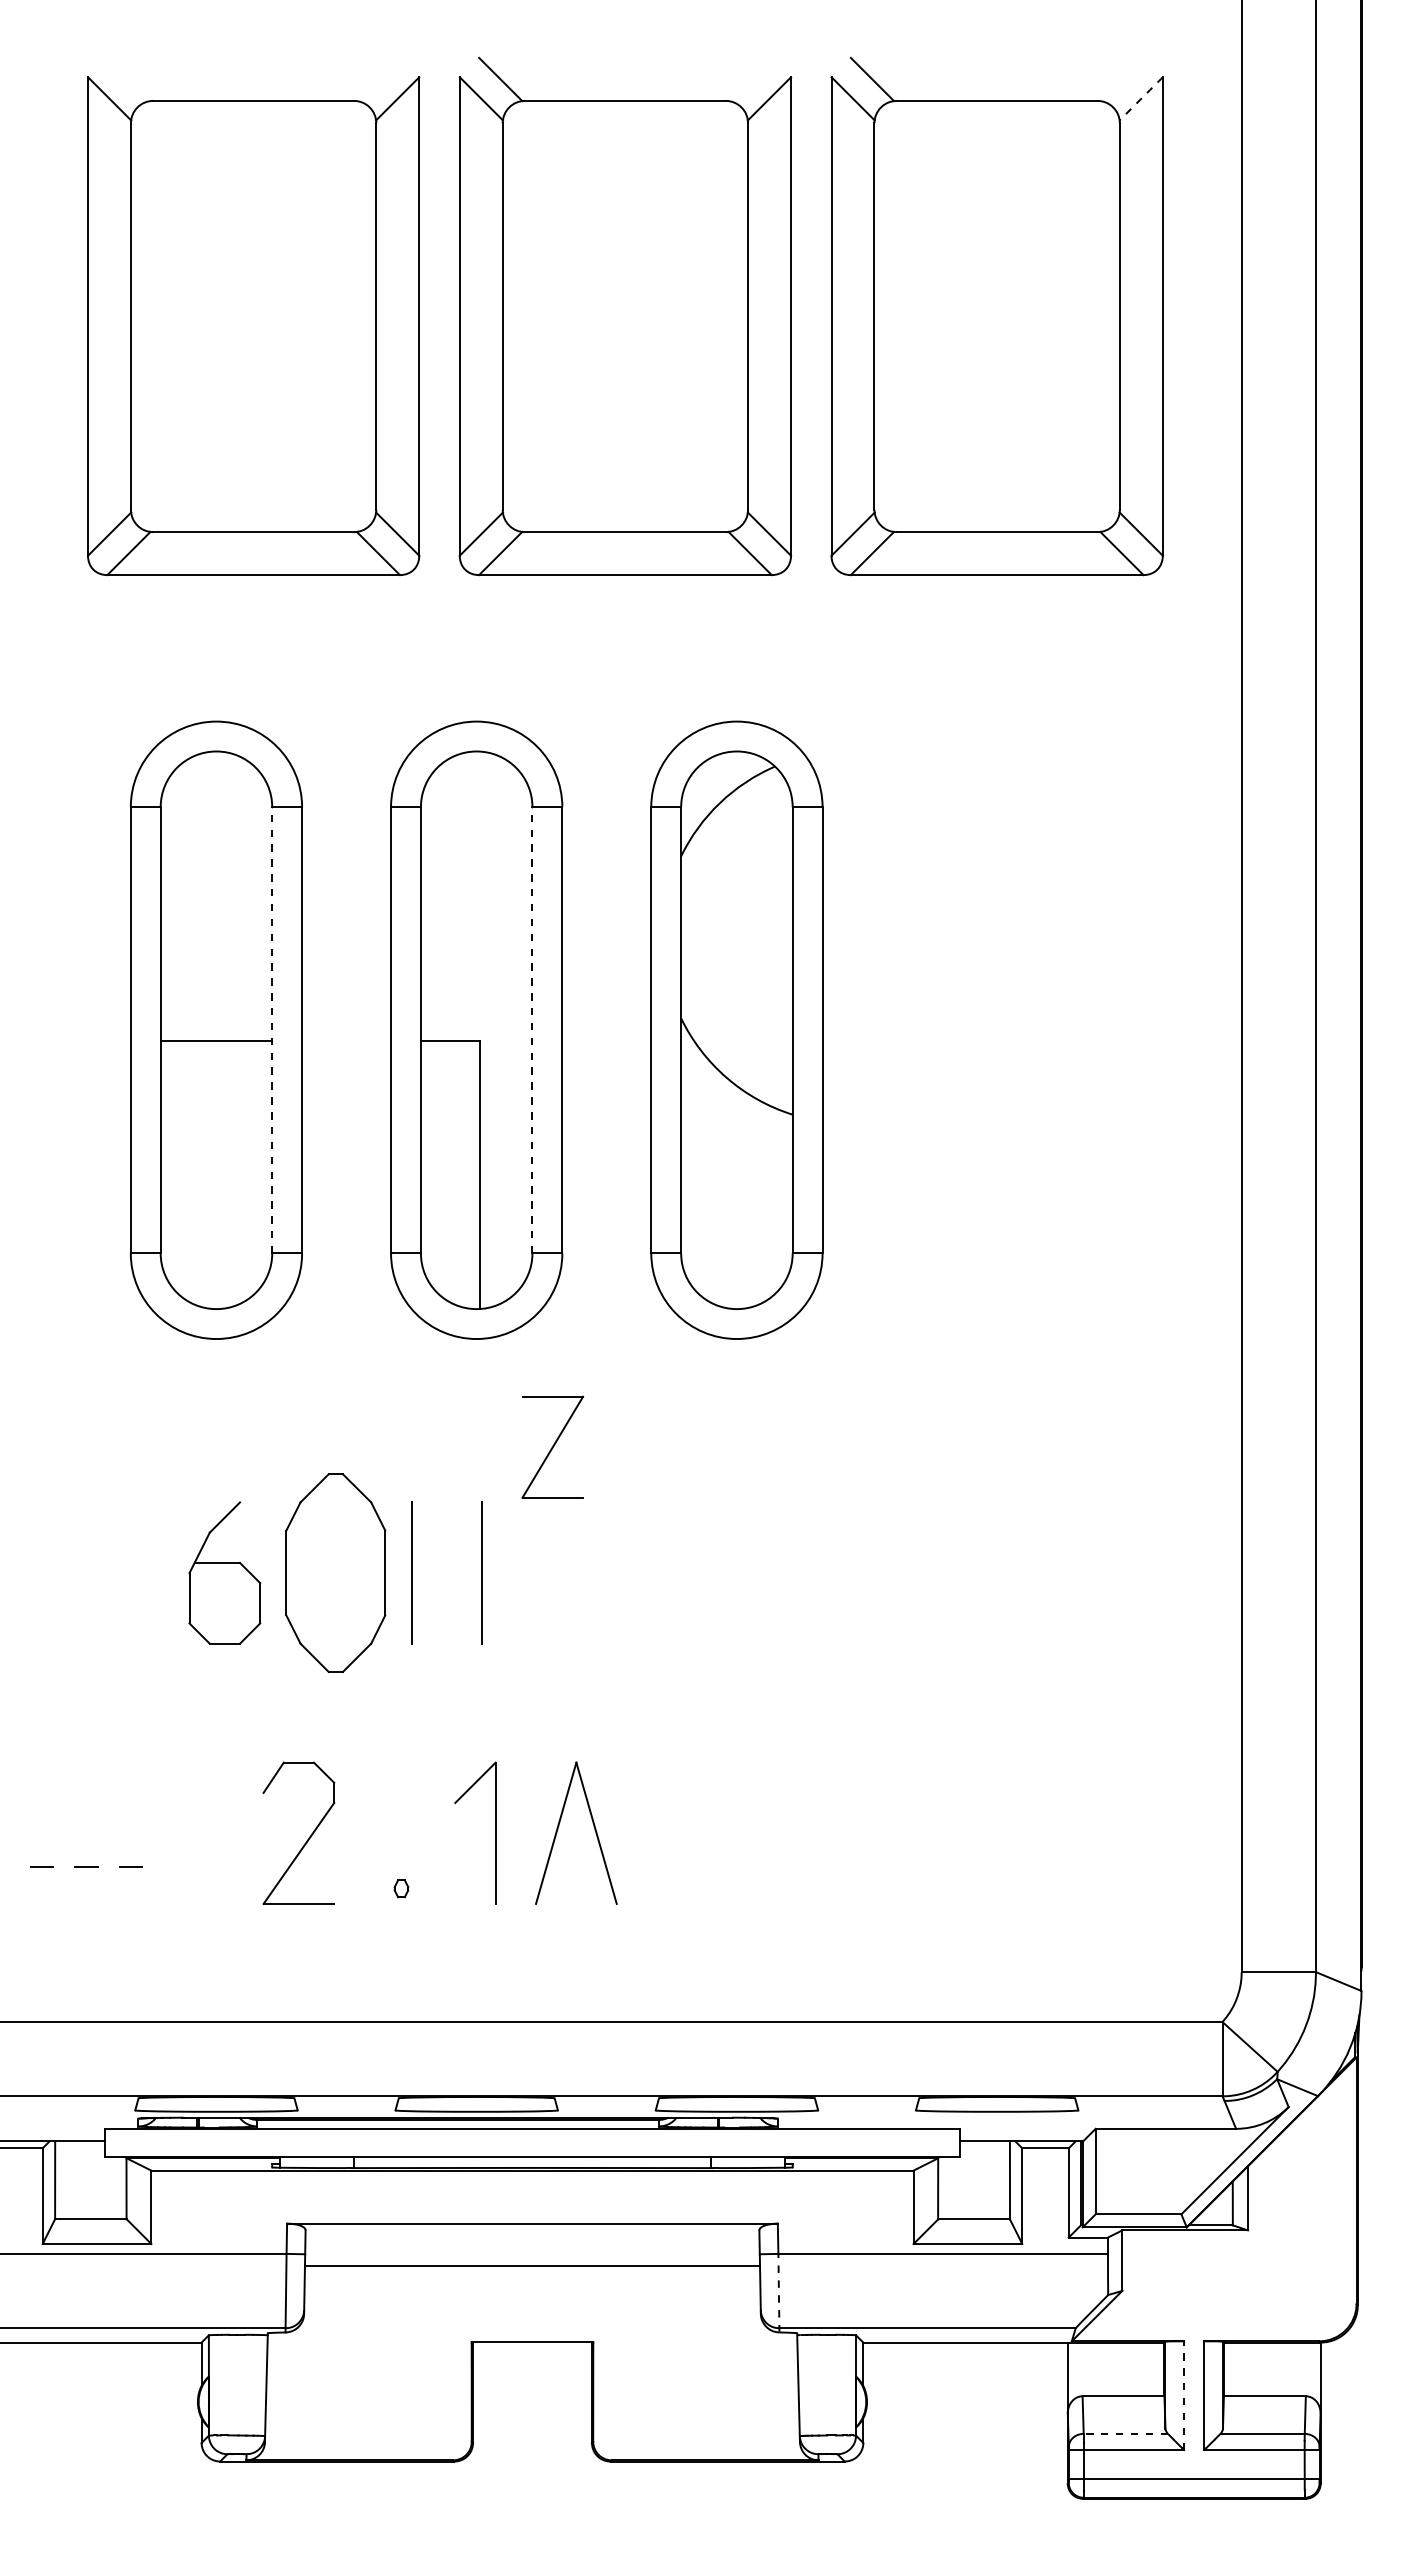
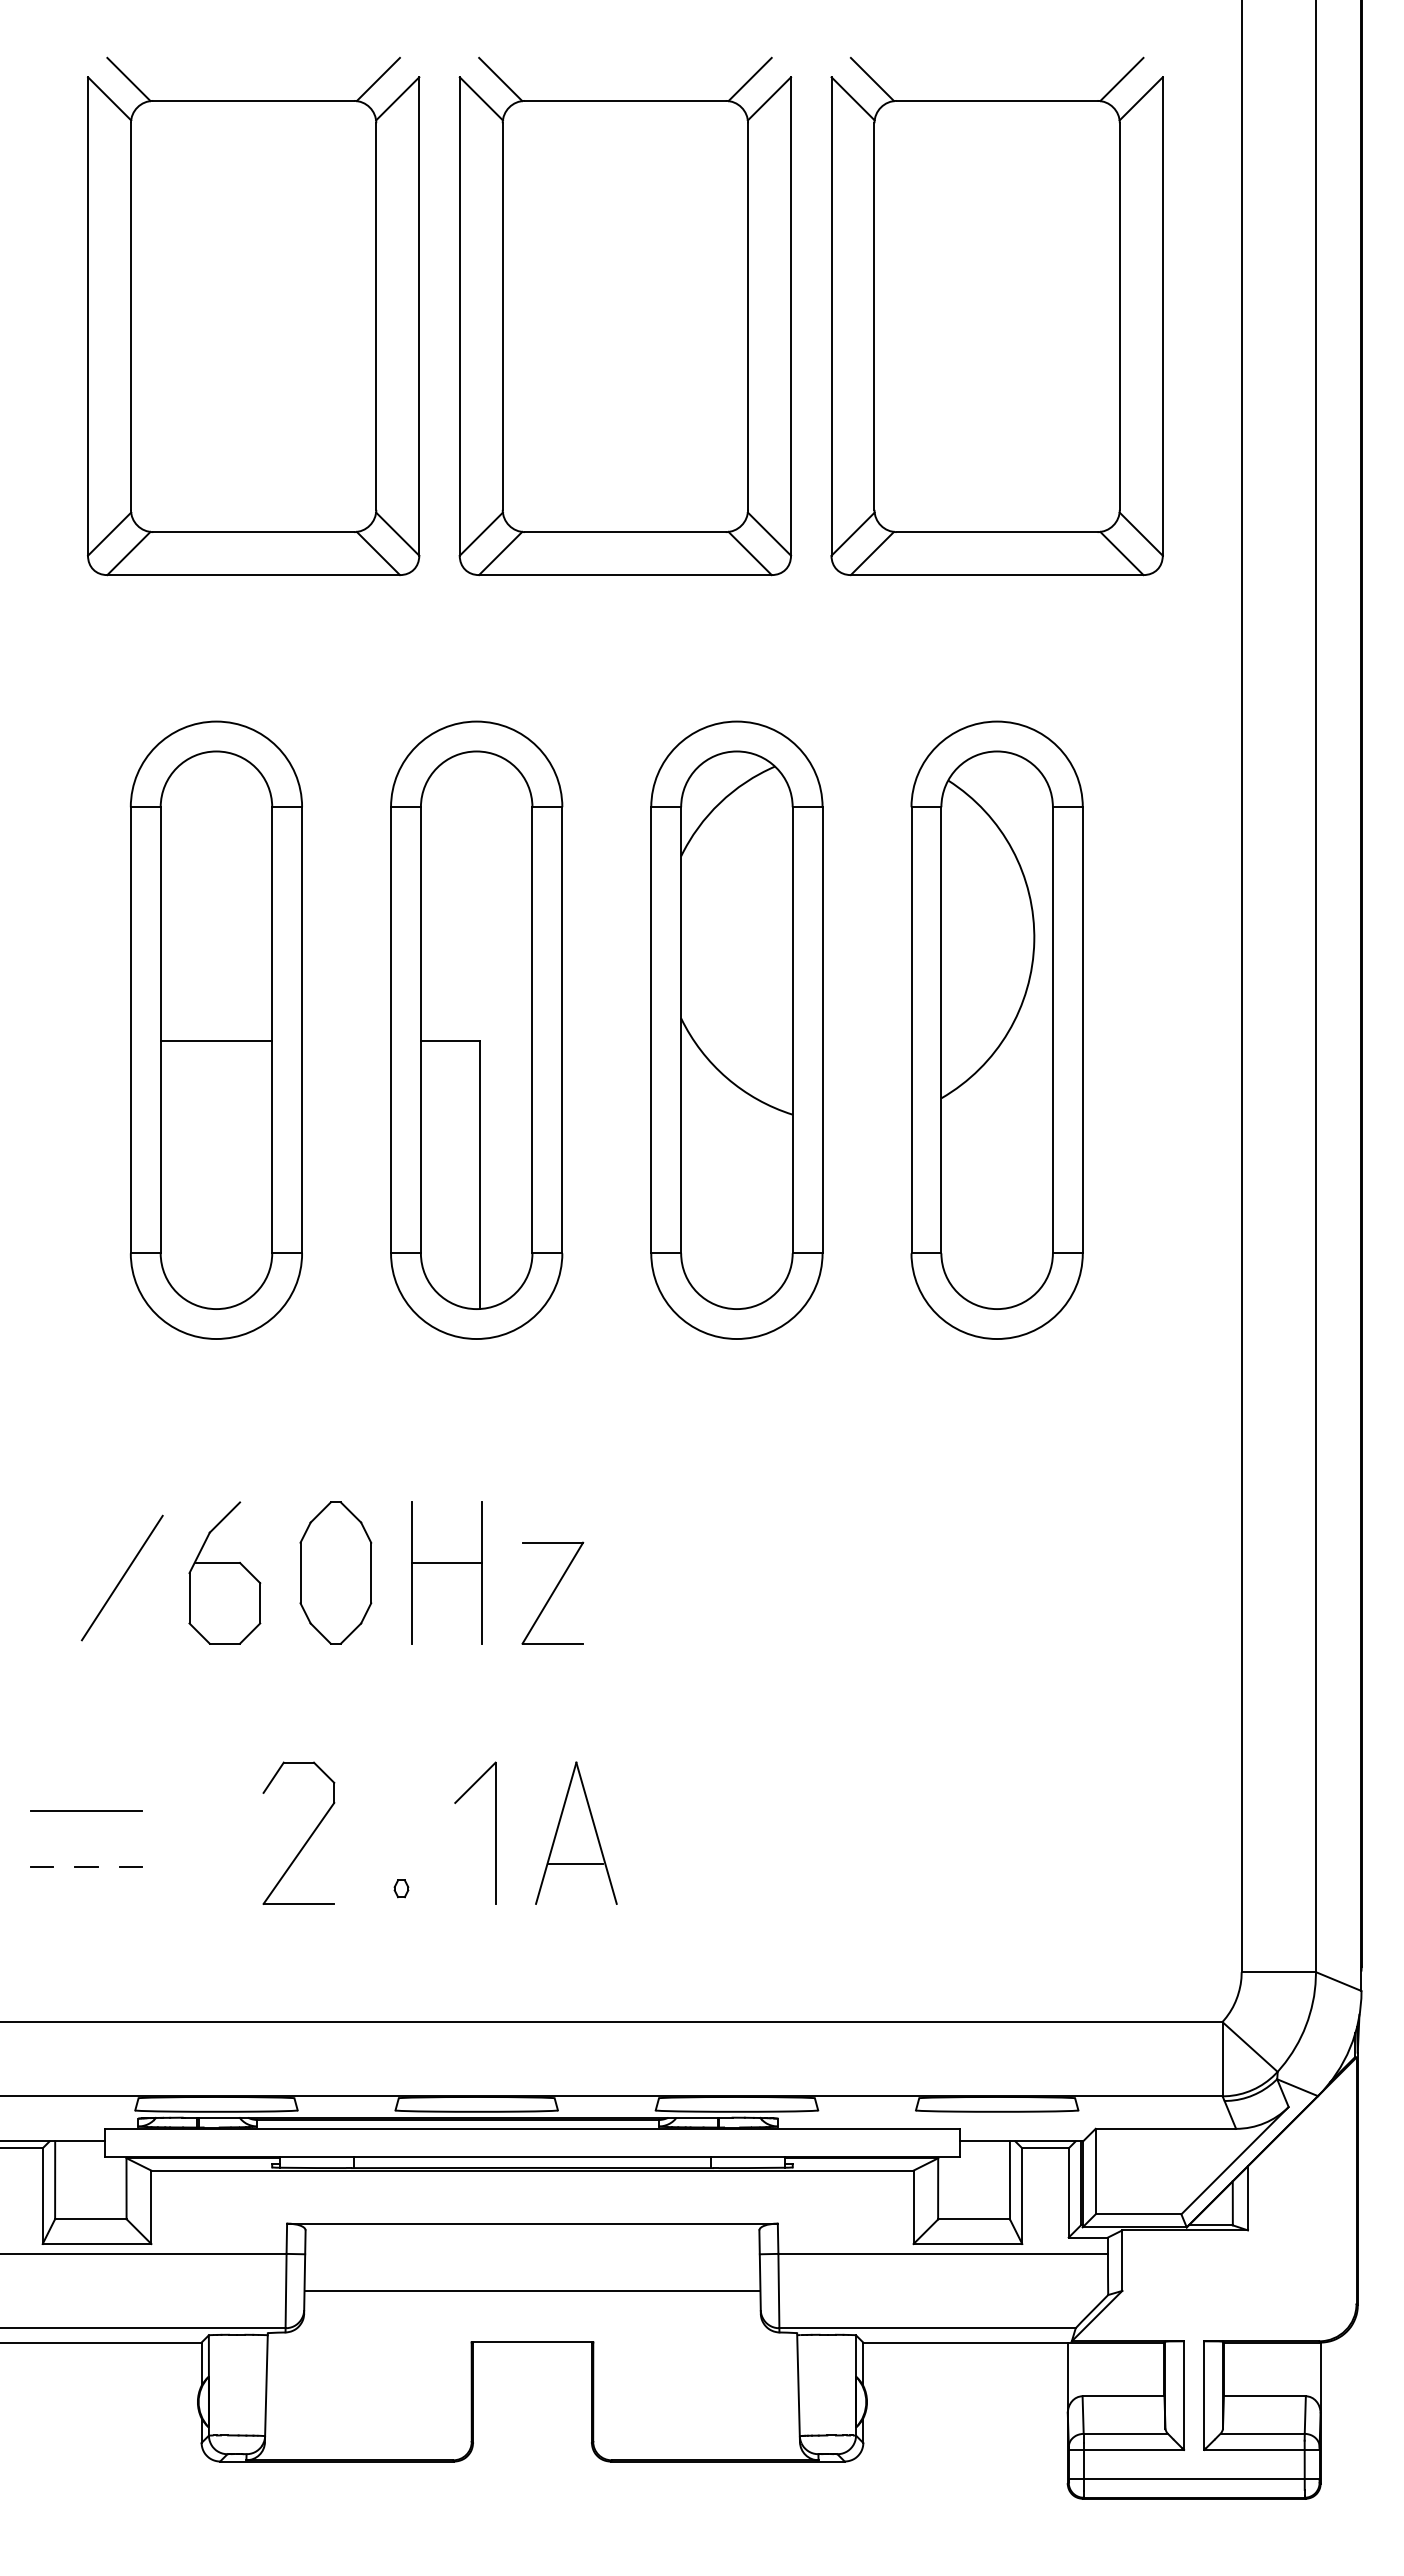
line: none -> present (128, 79)
line: none -> present (377, 79)
line: none -> present (749, 79)
line: none -> present (1121, 79)
line: dashed -> solid (1140, 99)
line: dashed -> solid (272, 1029)
line: dashed -> solid (532, 1029)
part: none -> present (996, 1029)
part position: (552, 1446) -> (552, 1592) (552, 1592)
line: none -> present (446, 1562)
part size: 102x200 px -> 74x144 px (335, 1572)
line: none -> present (121, 1577)
line: none -> present (86, 1810)
line: none -> present (576, 1863)
line position: (532, 2265) -> (532, 2290) (532, 2290)
line: dashed -> solid (778, 2292)
line: dashed -> solid (1184, 2395)
line: dashed -> solid (1125, 2433)
